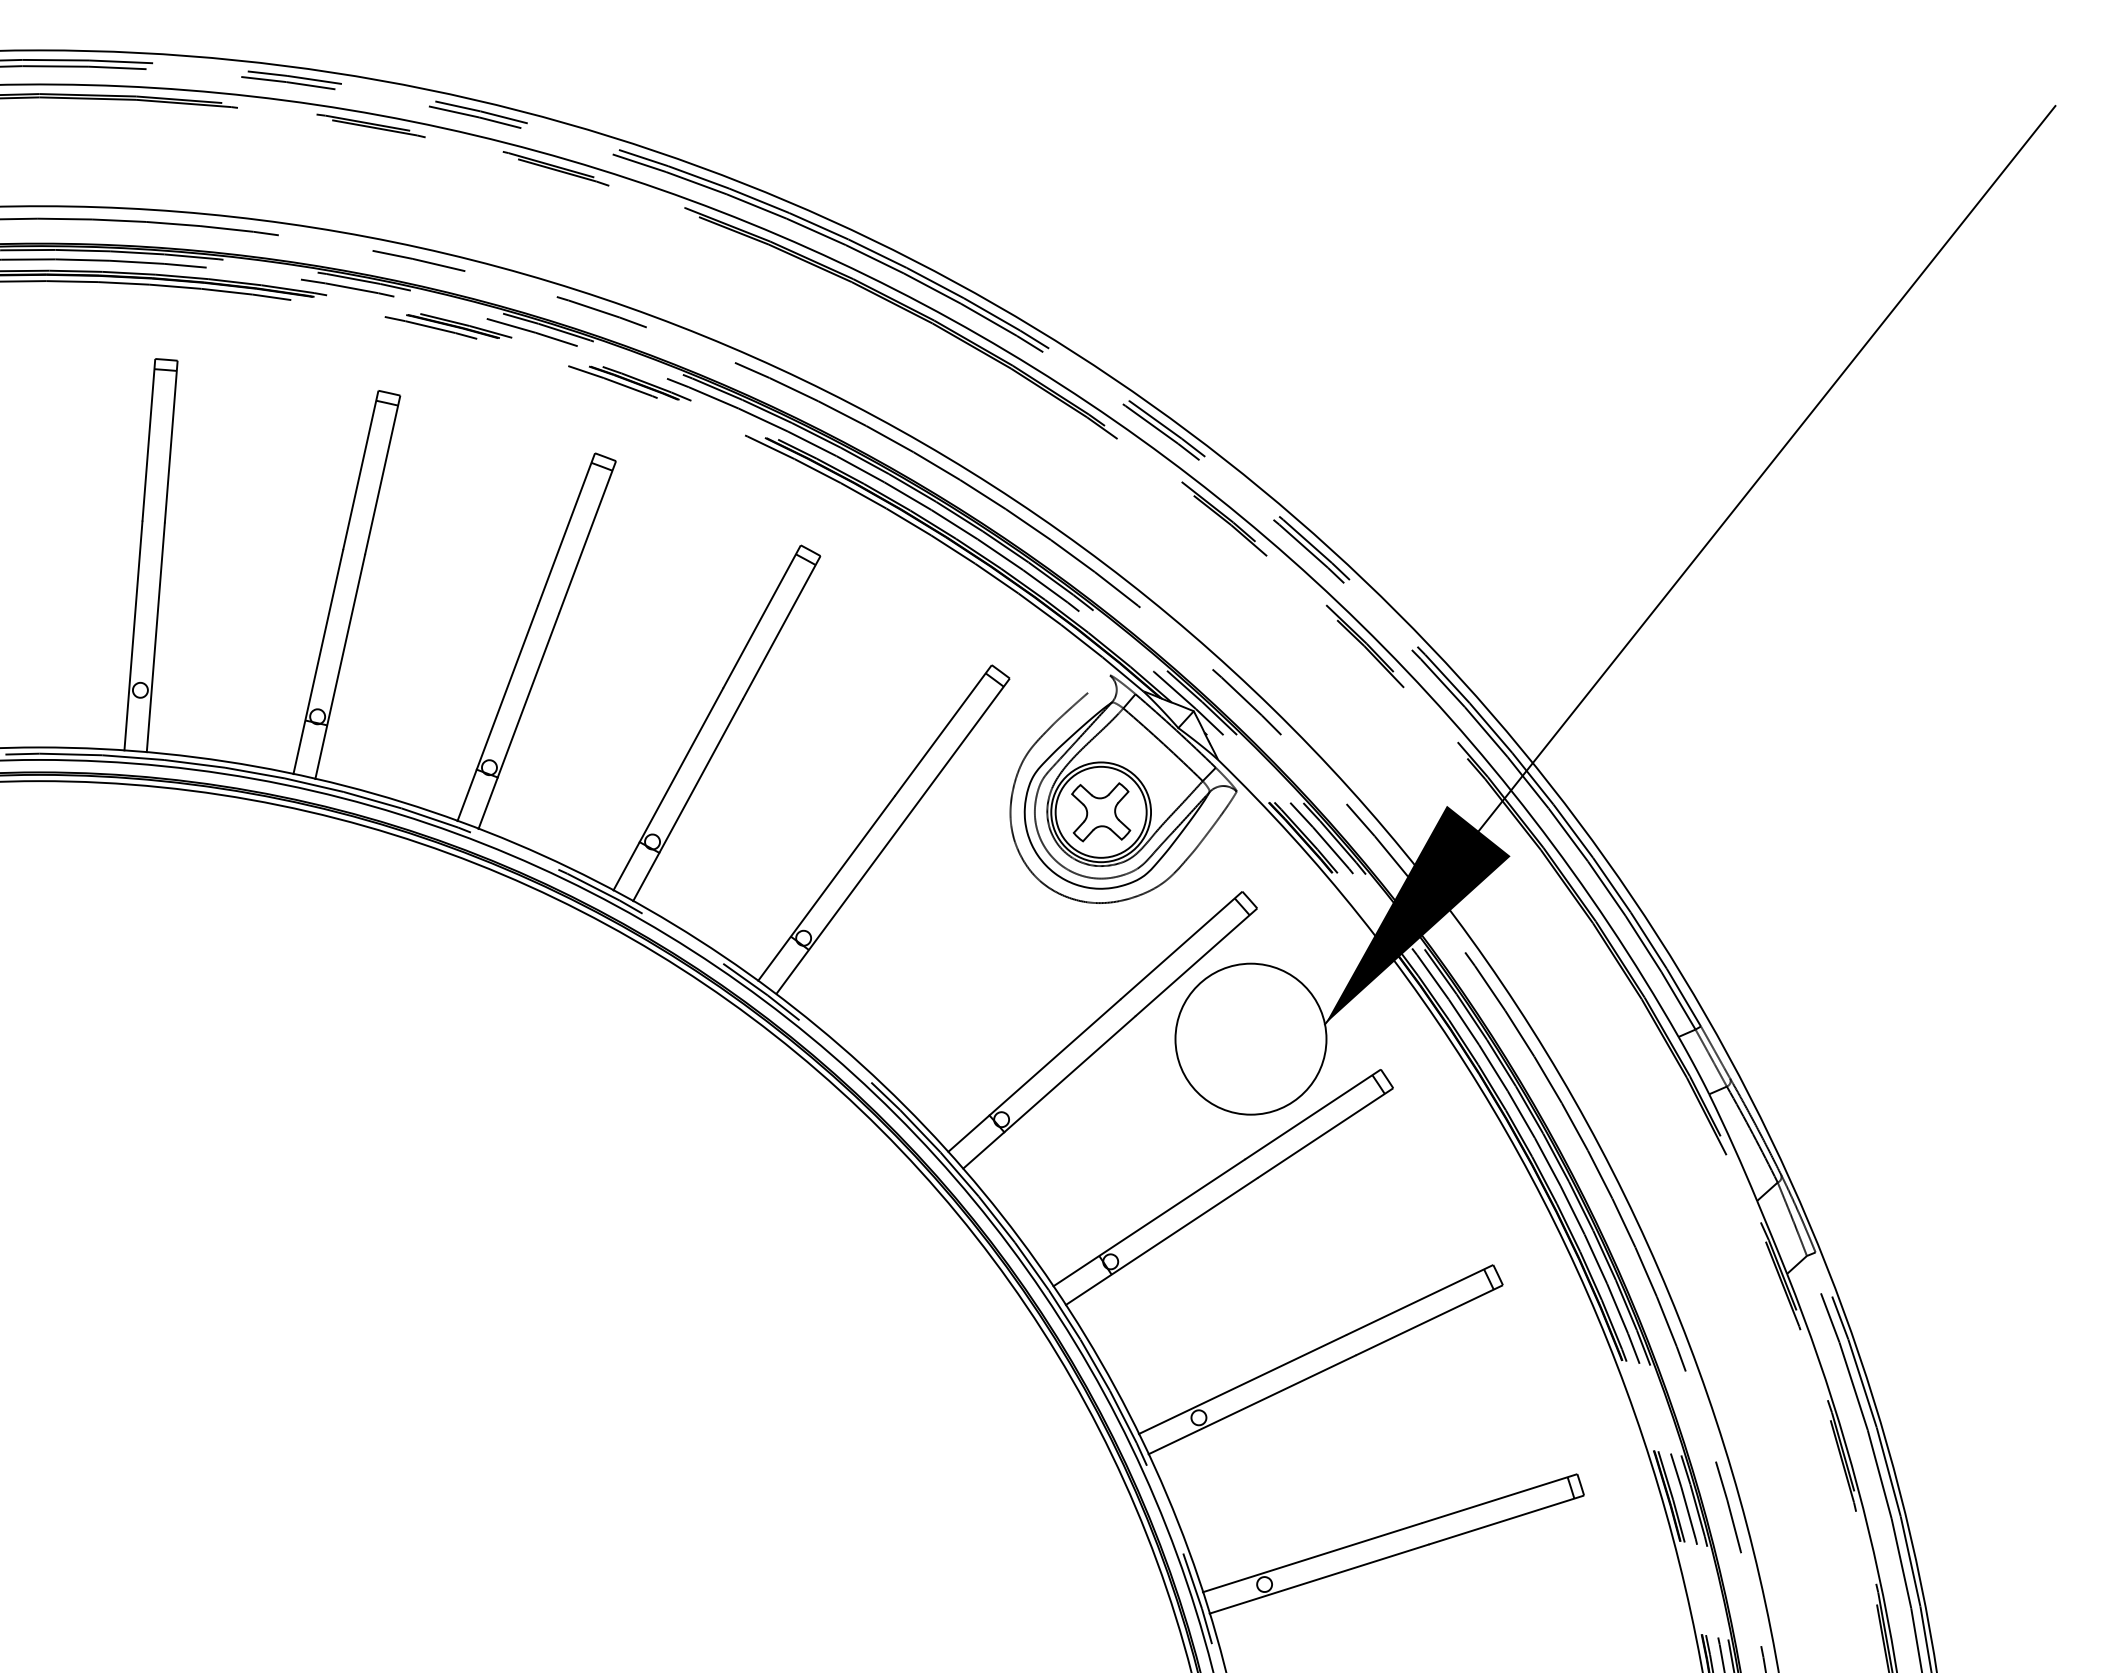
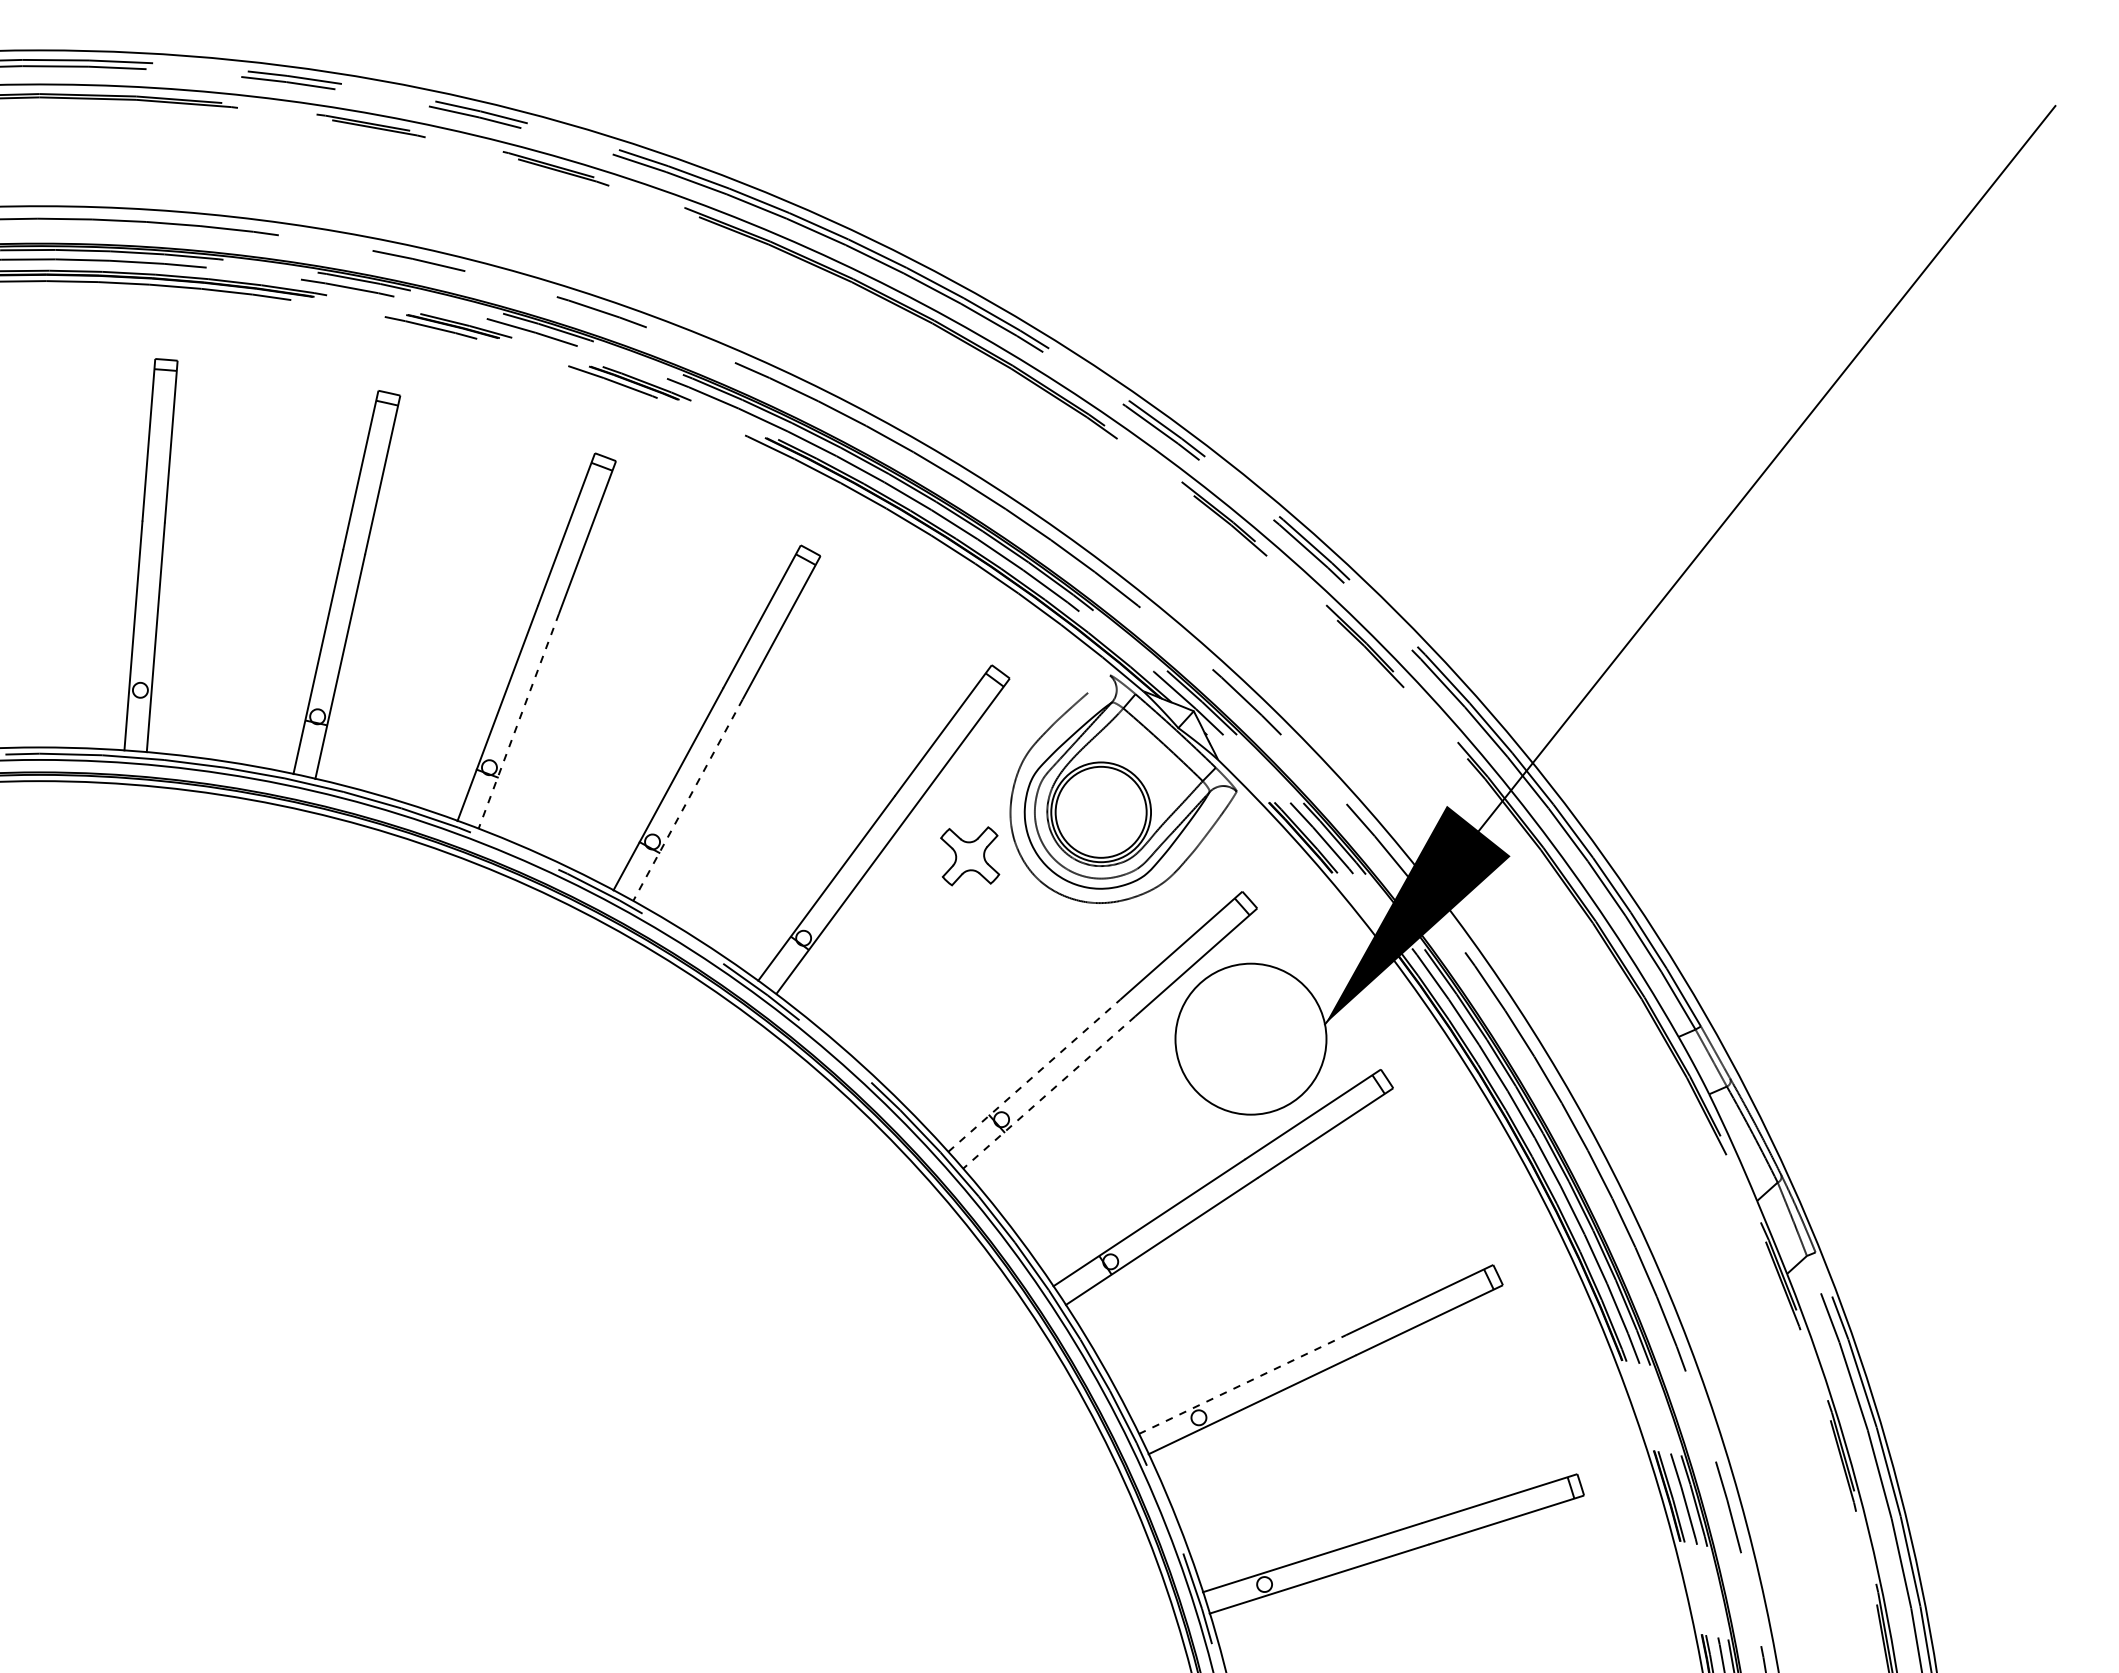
line: solid -> dashed (518, 721)
line: solid -> dashed (687, 800)
part position: (1101, 812) -> (970, 856) (970, 856)
line: solid -> dashed (1034, 1075)
line: solid -> dashed (1049, 1092)
line: solid -> dashed (1242, 1384)
